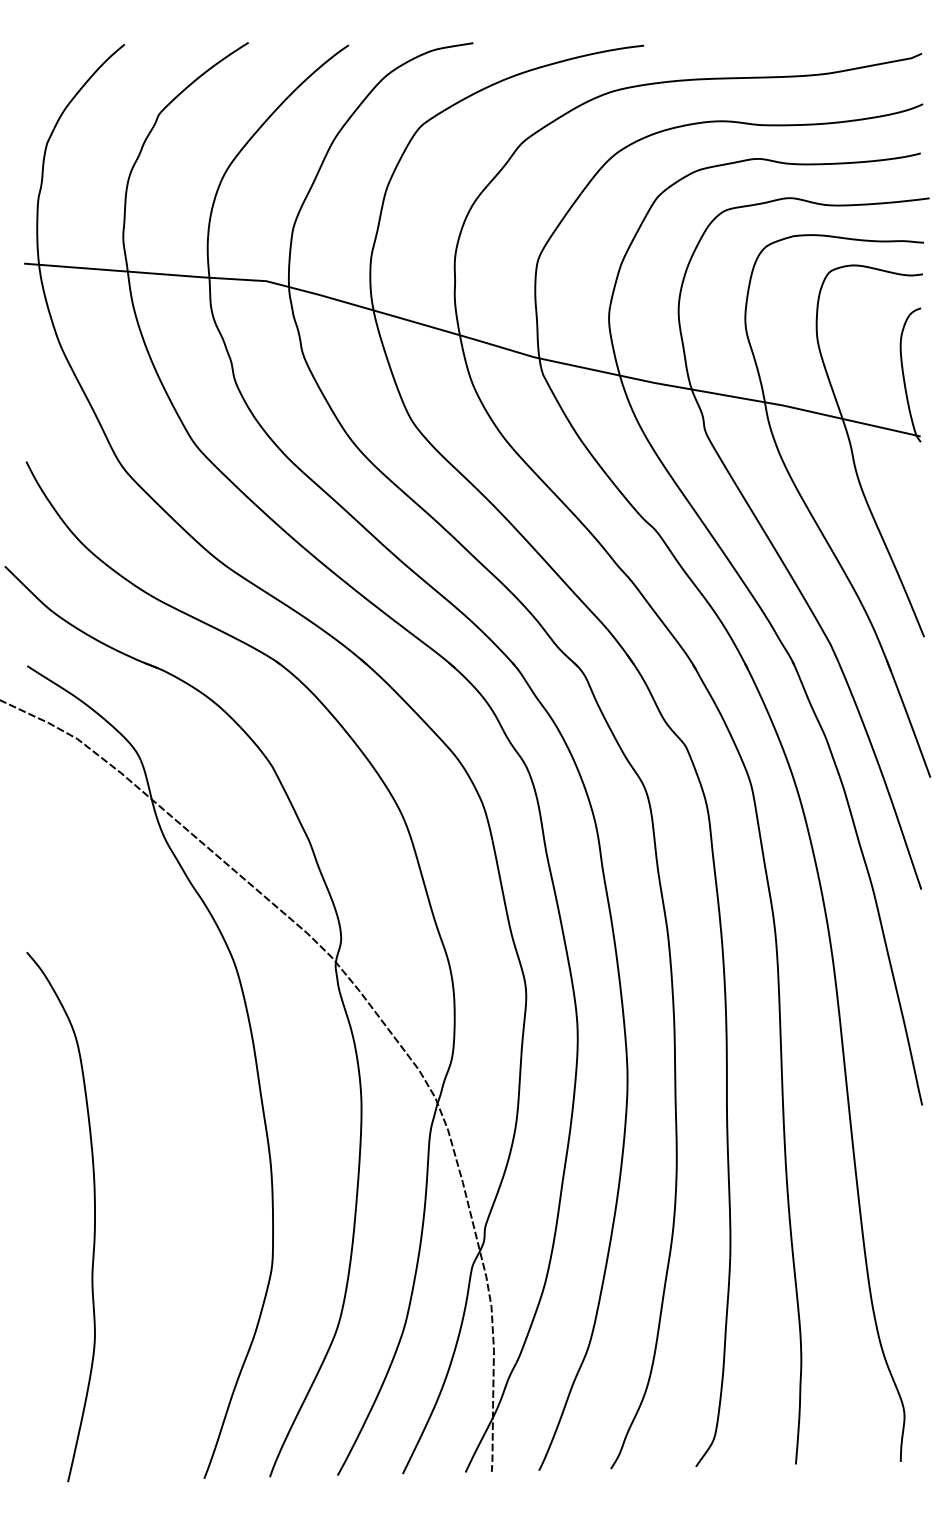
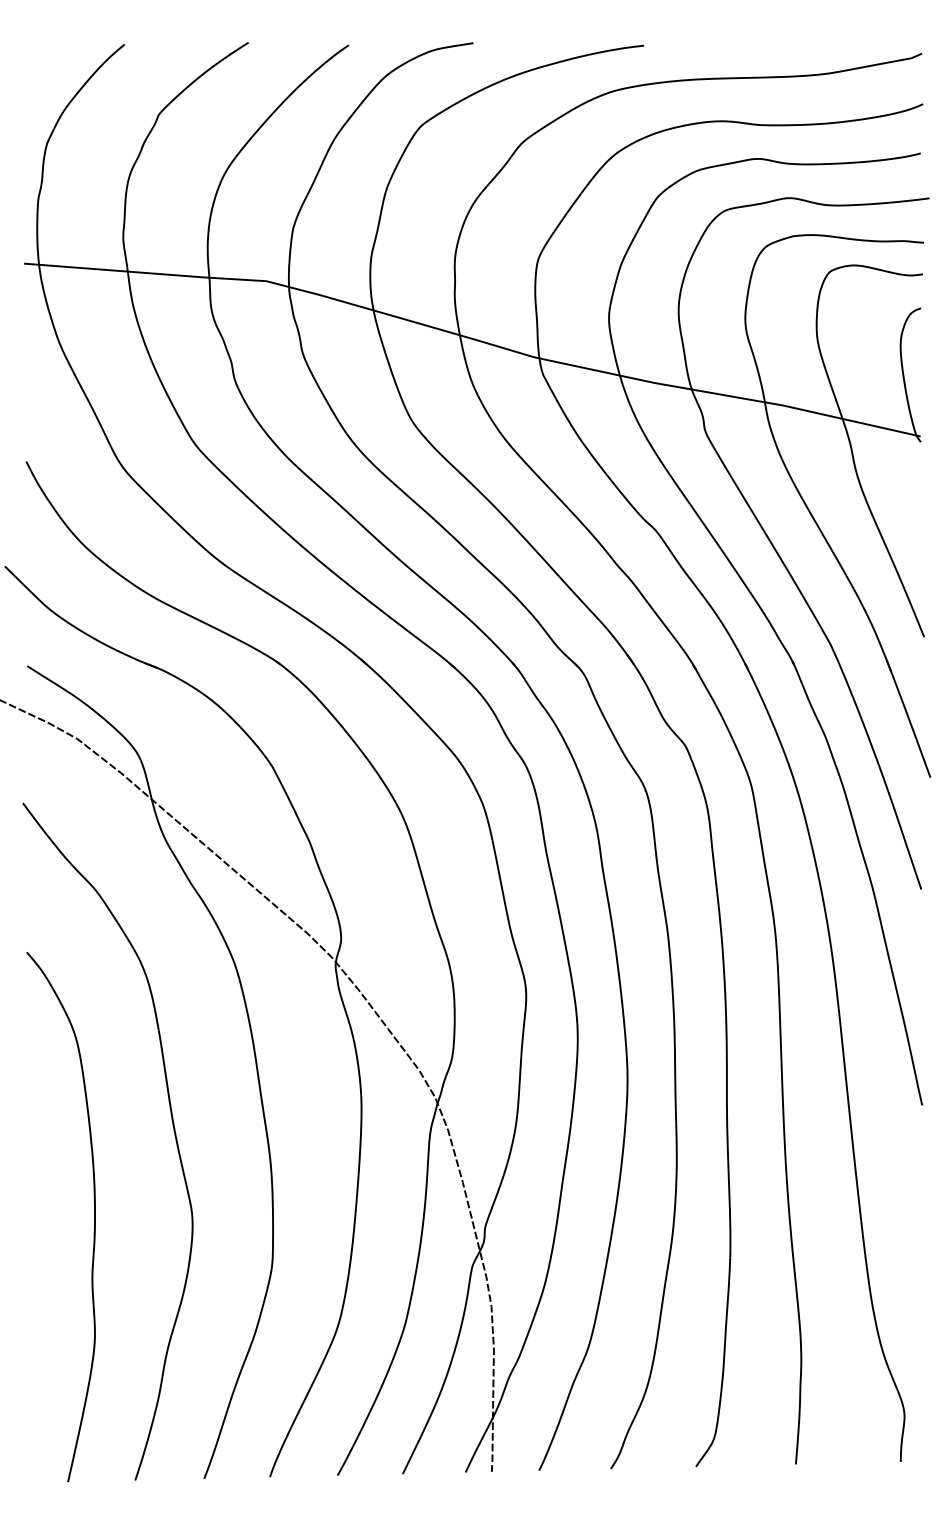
part: none -> present (173, 1131)
